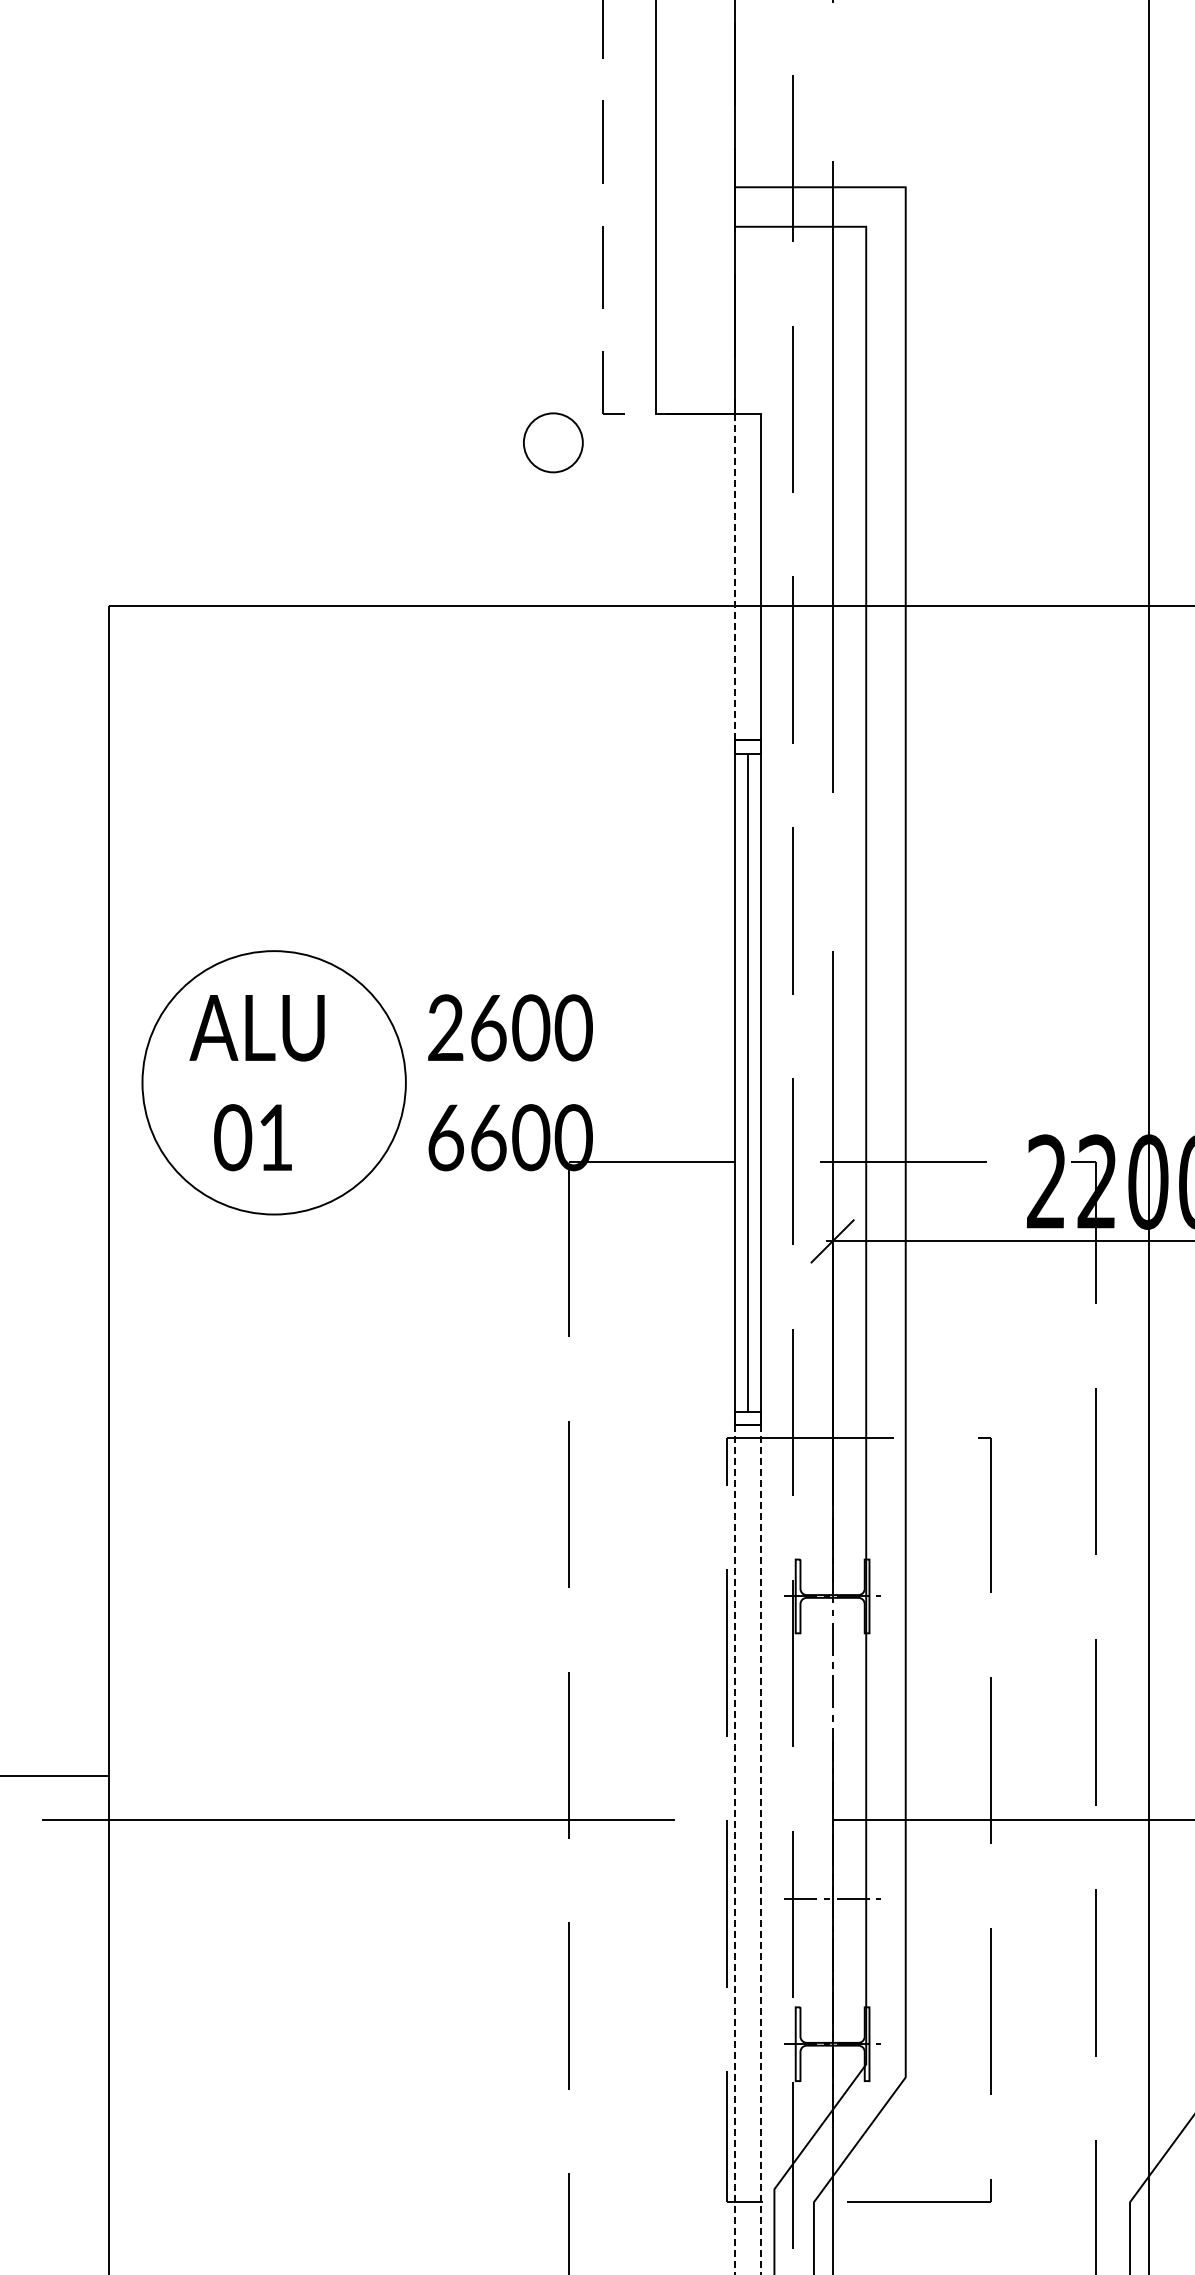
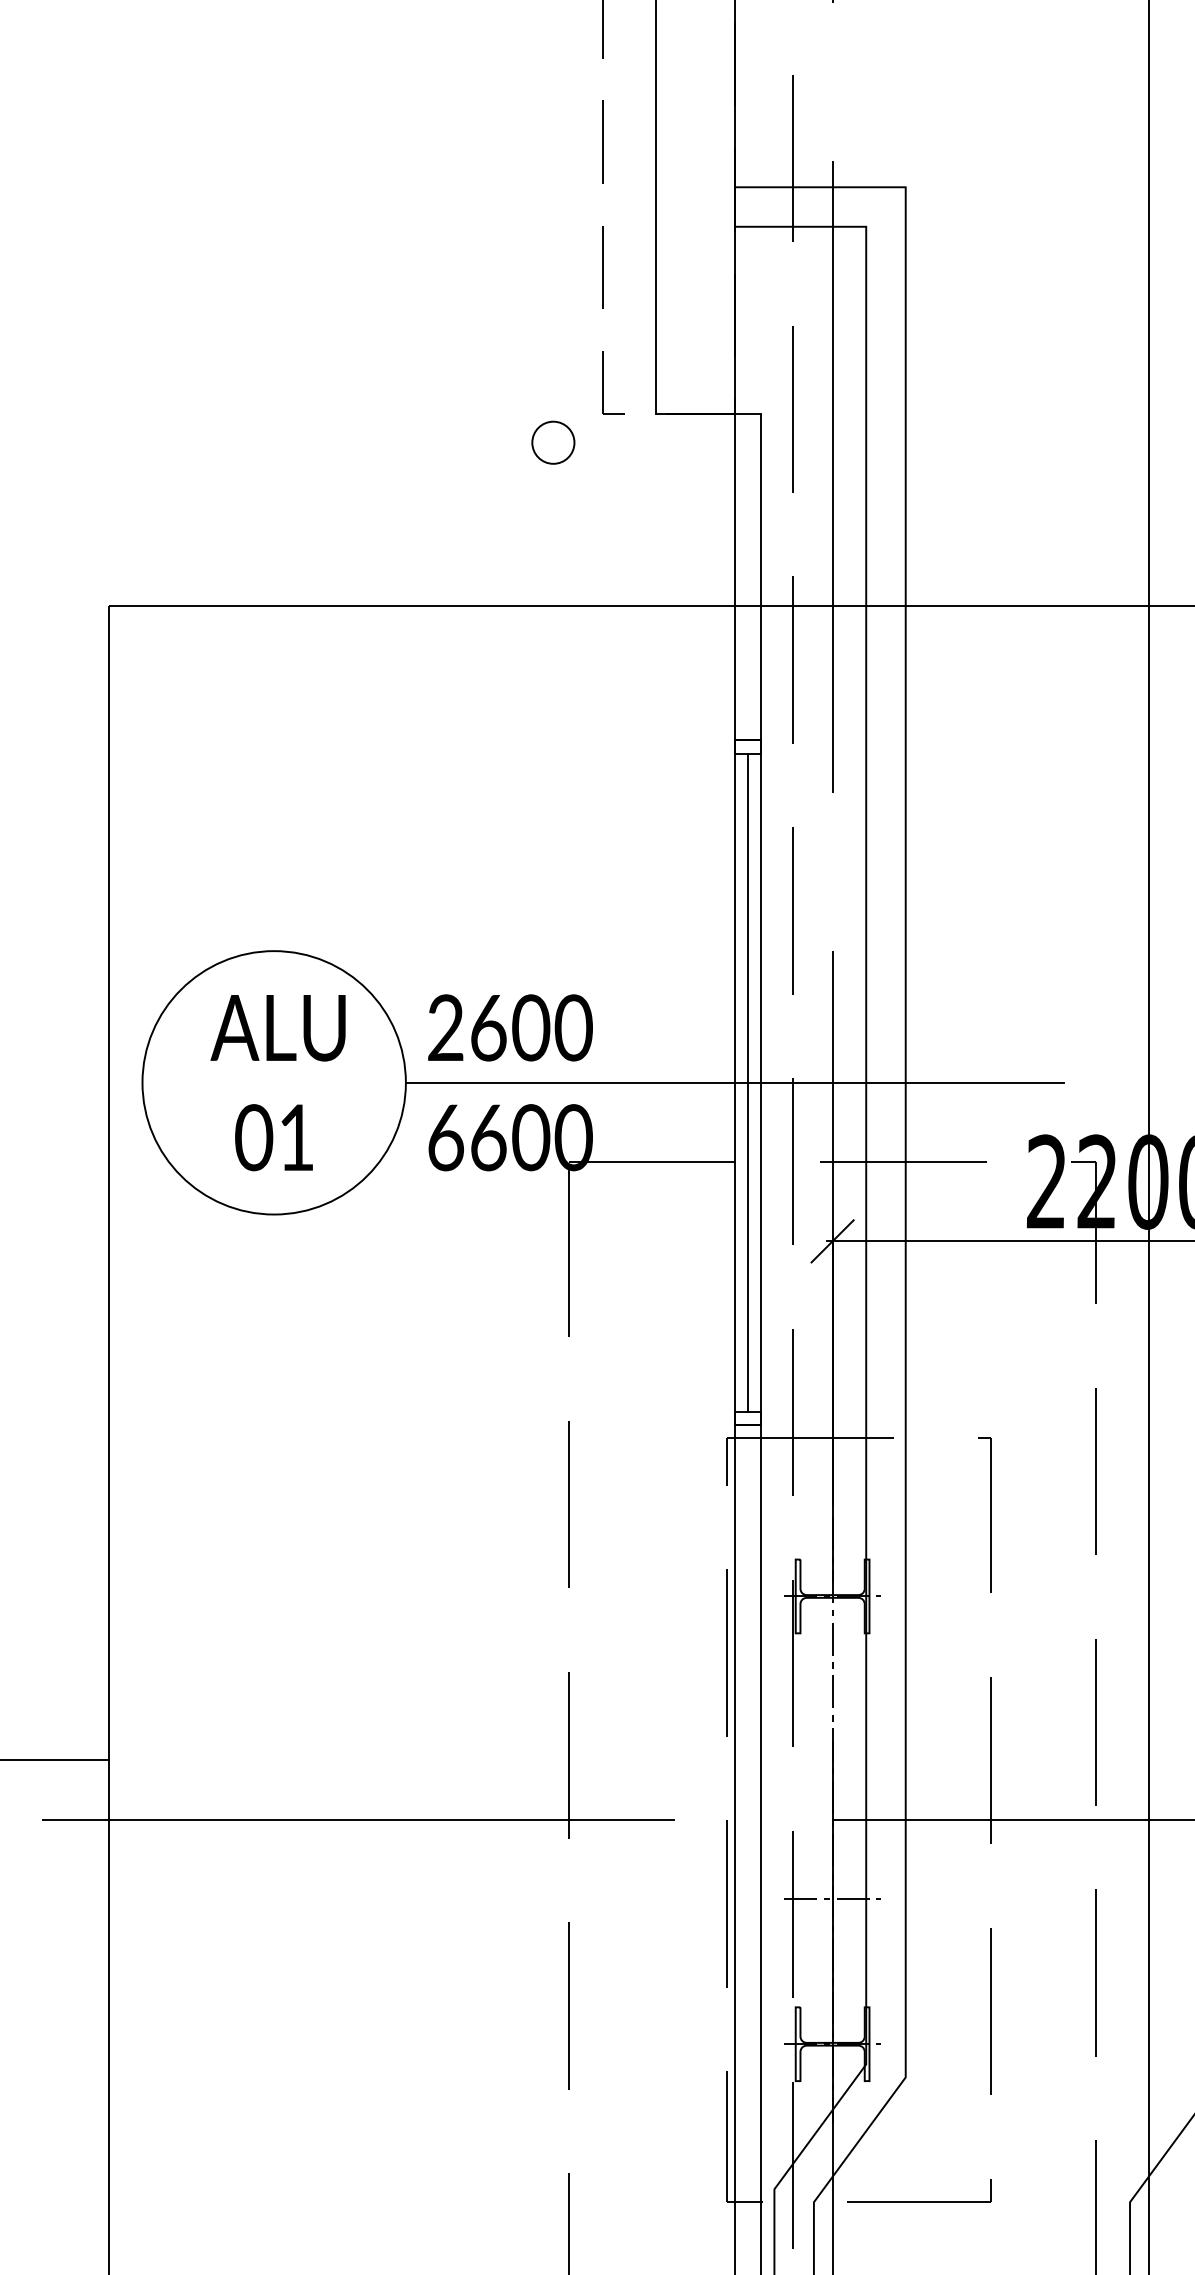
circle size: 61x62 px -> 45x45 px (553, 442)
line: dashed -> solid (735, 576)
line: none -> present (734, 1082)
text position: (256, 1083) -> (277, 1083) (277, 1083)
line position: (55, 1775) -> (55, 1759) (55, 1759)
line: dashed -> solid (735, 1850)
line: dashed -> solid (761, 1850)
